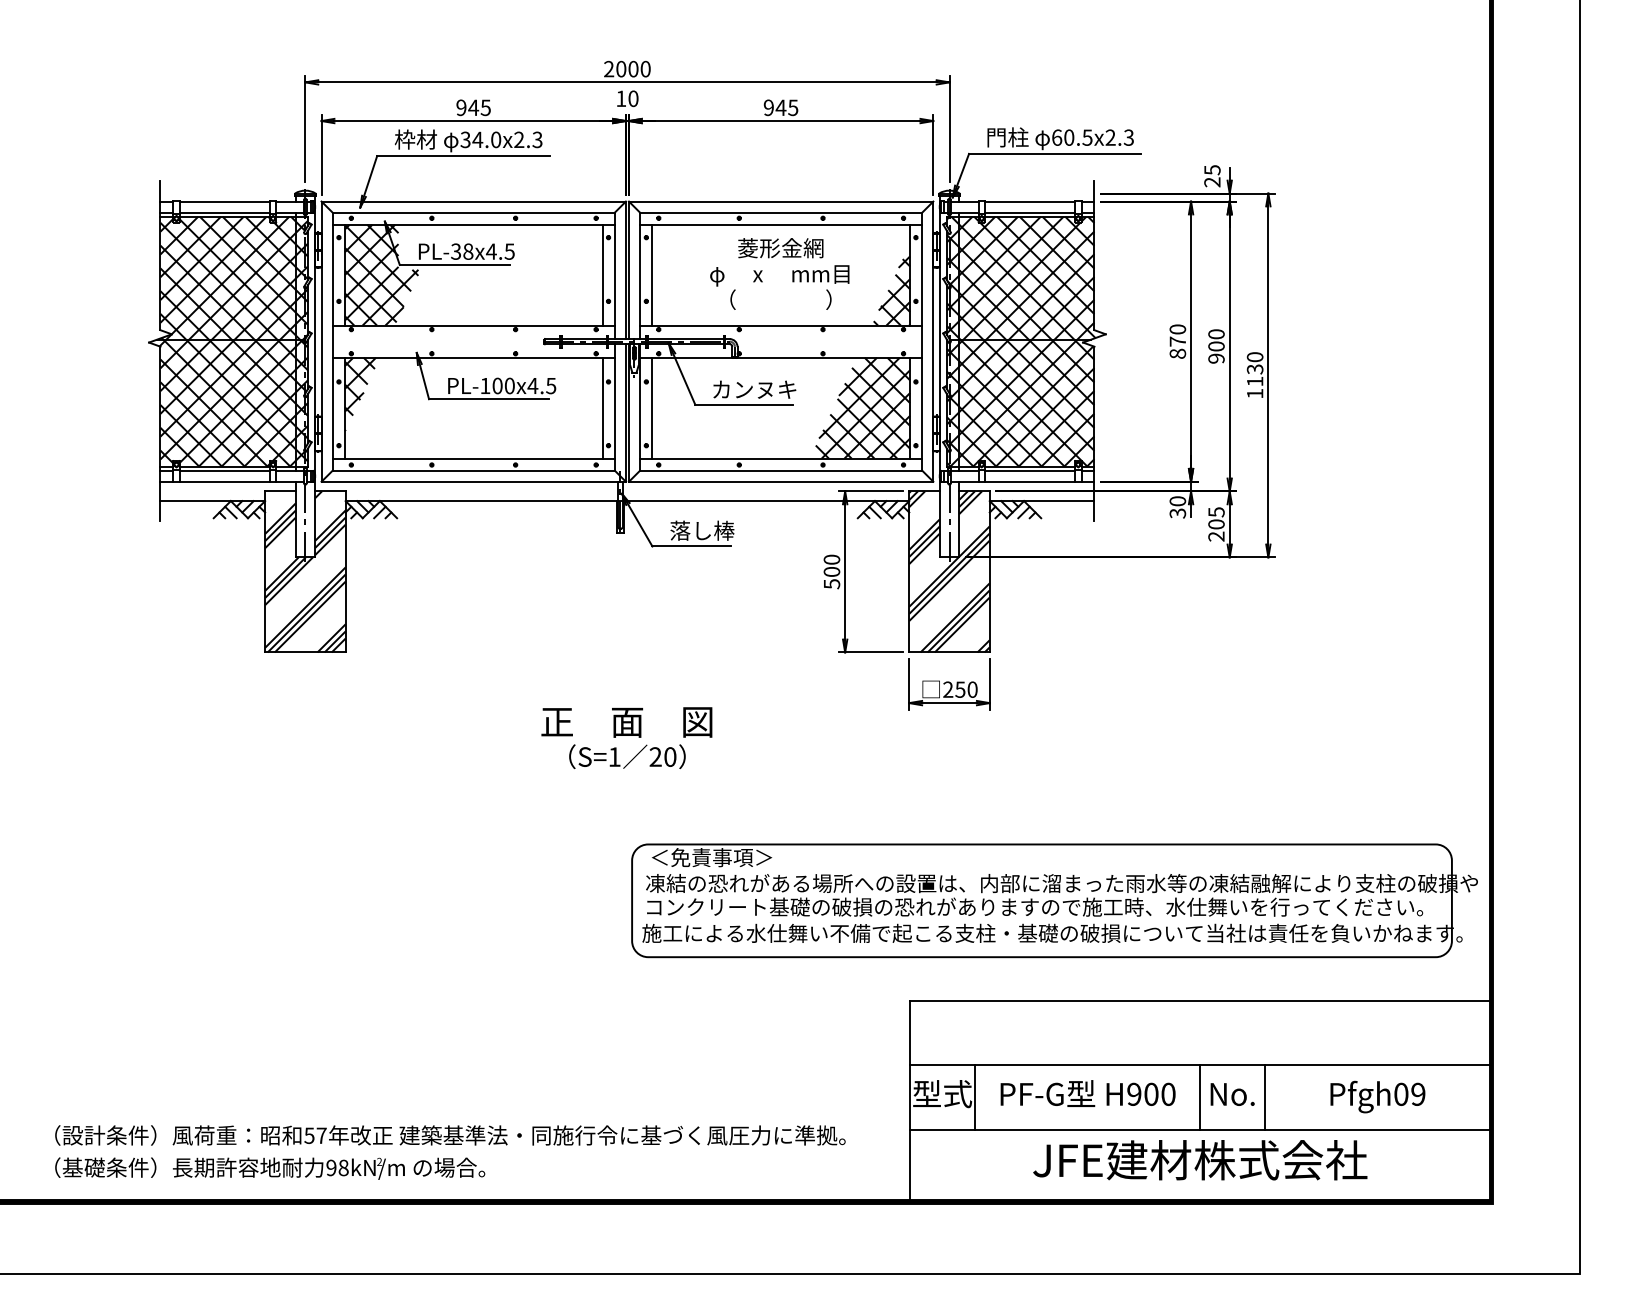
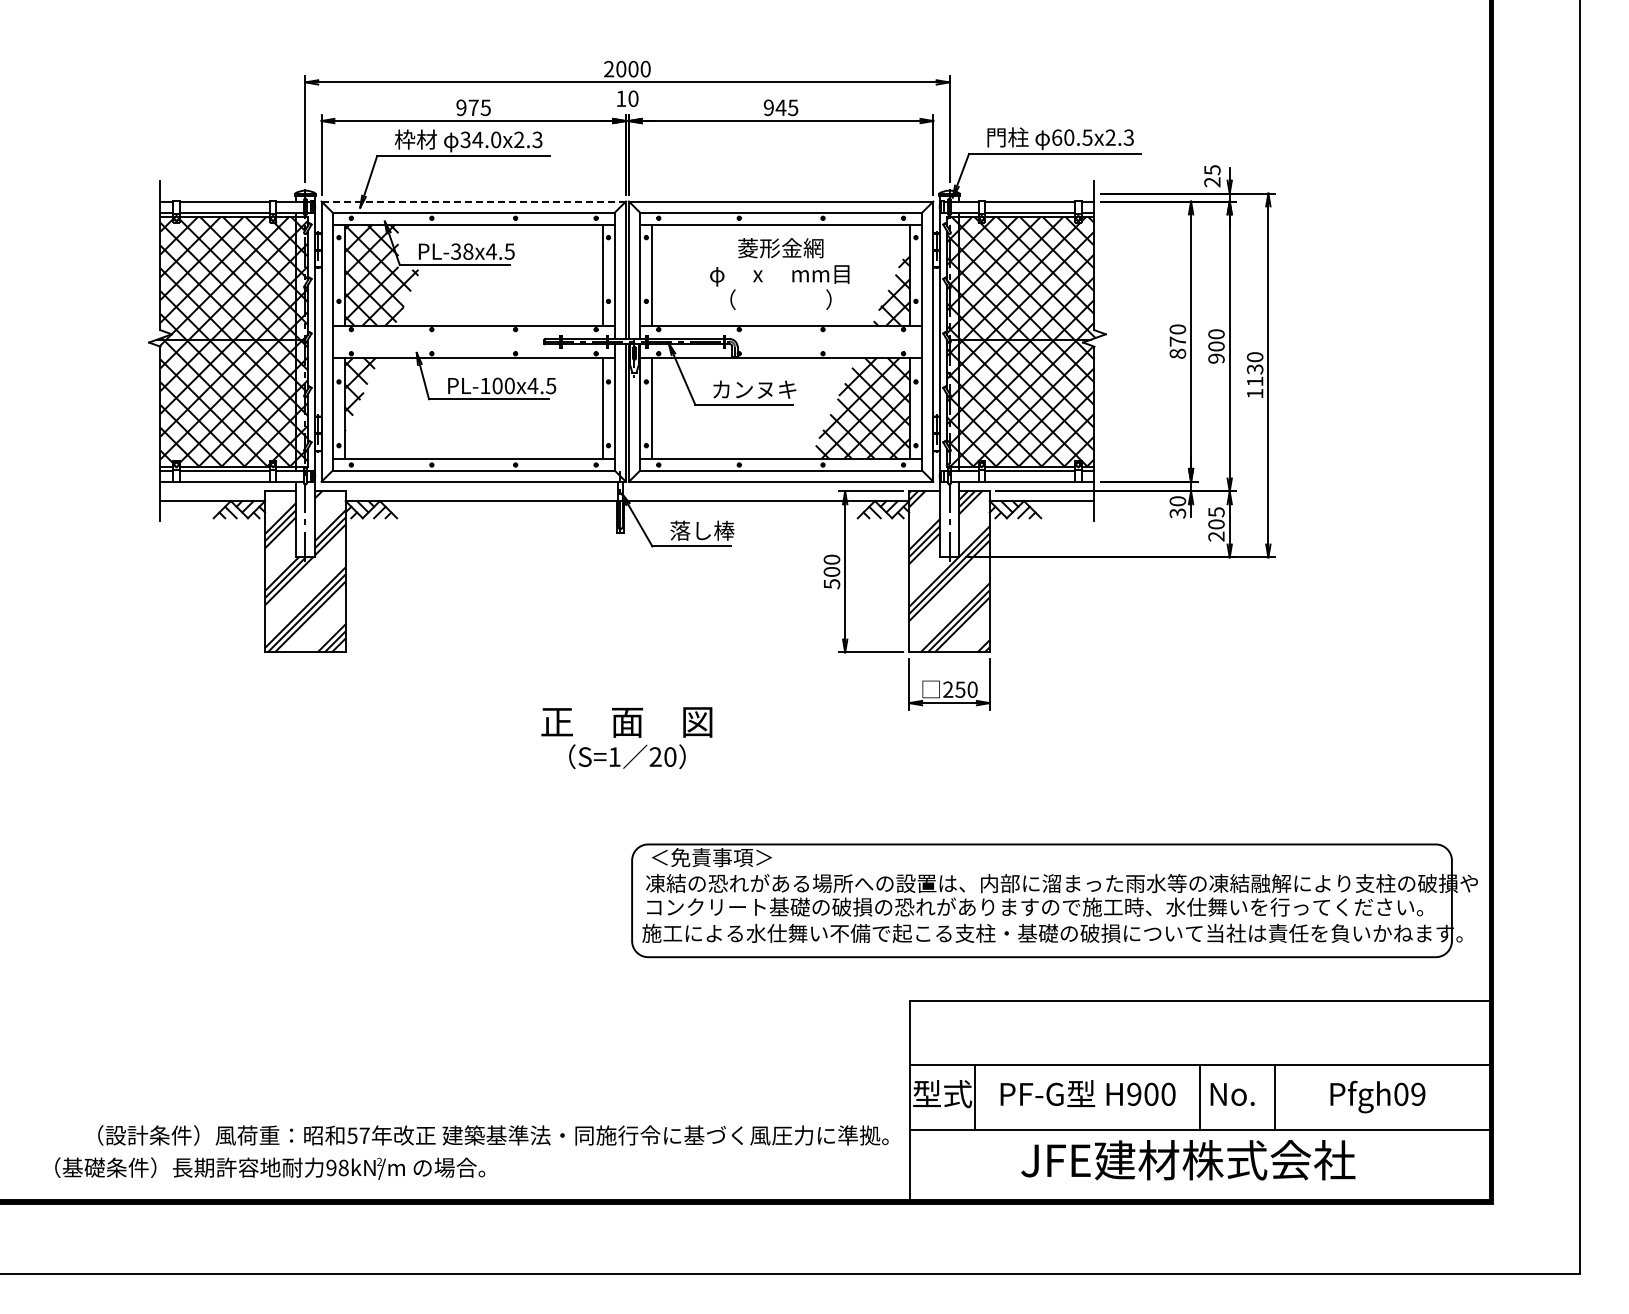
text: 945 -> 975 (473, 107)
line: solid -> dashed (474, 201)
line position: (1264, 1097) -> (1274, 1097) (1274, 1097)
text position: (450, 1135) -> (493, 1135) (493, 1135)
text position: (1200, 1160) -> (1188, 1160) (1188, 1160)
